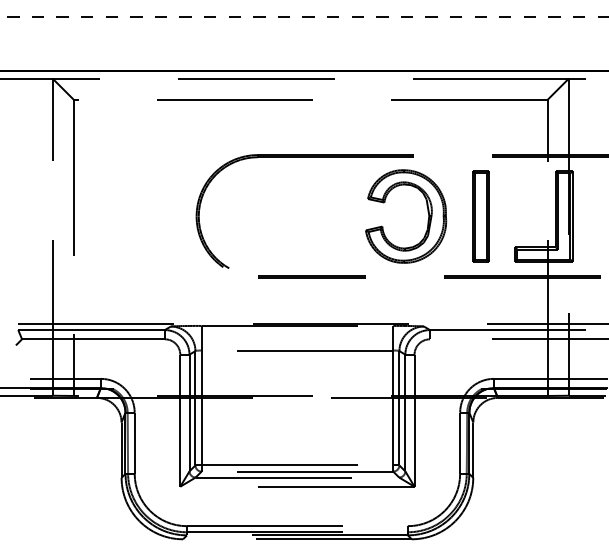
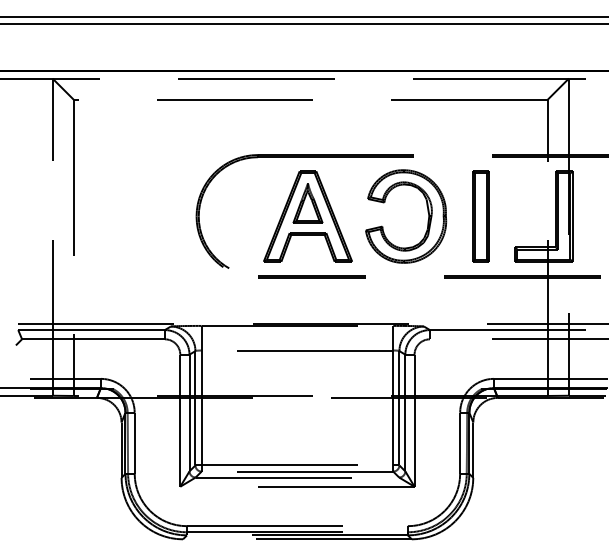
line: dashed -> solid (304, 16)
line: none -> present (303, 23)
part: none -> present (307, 216)
